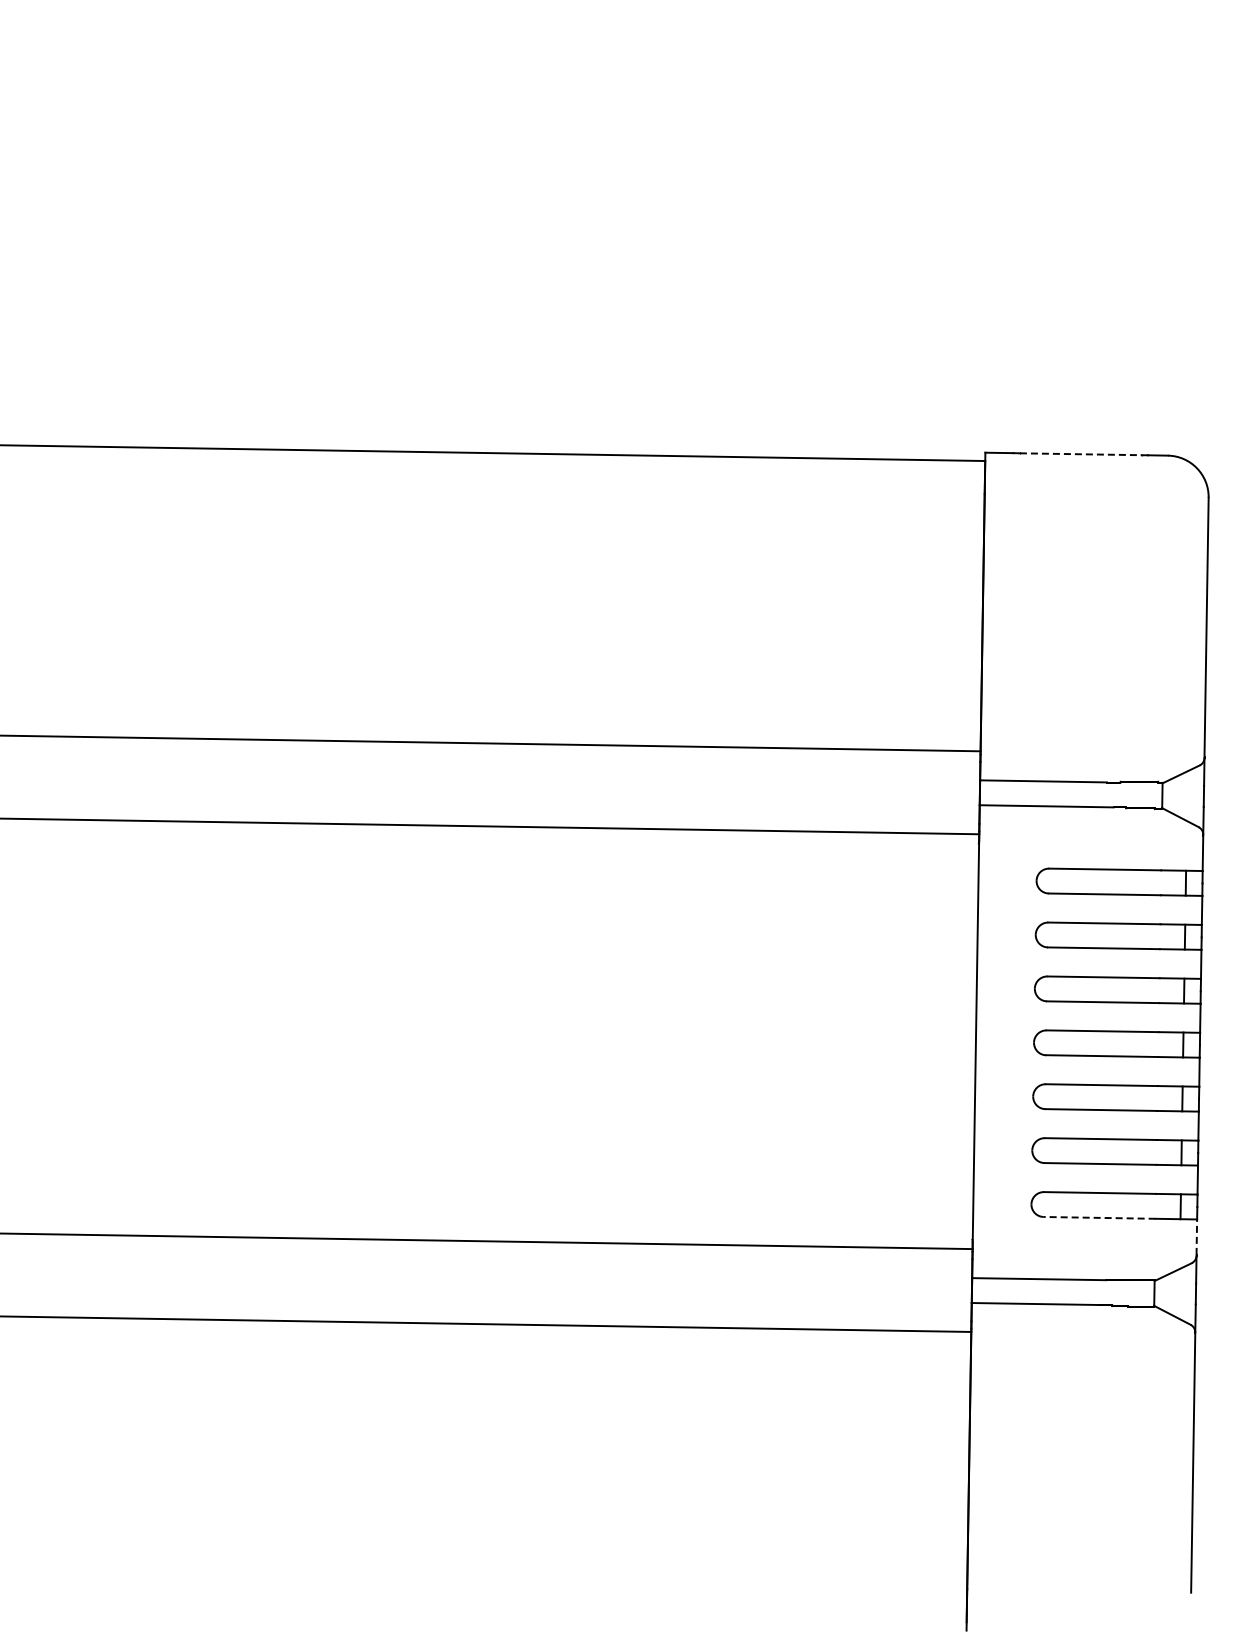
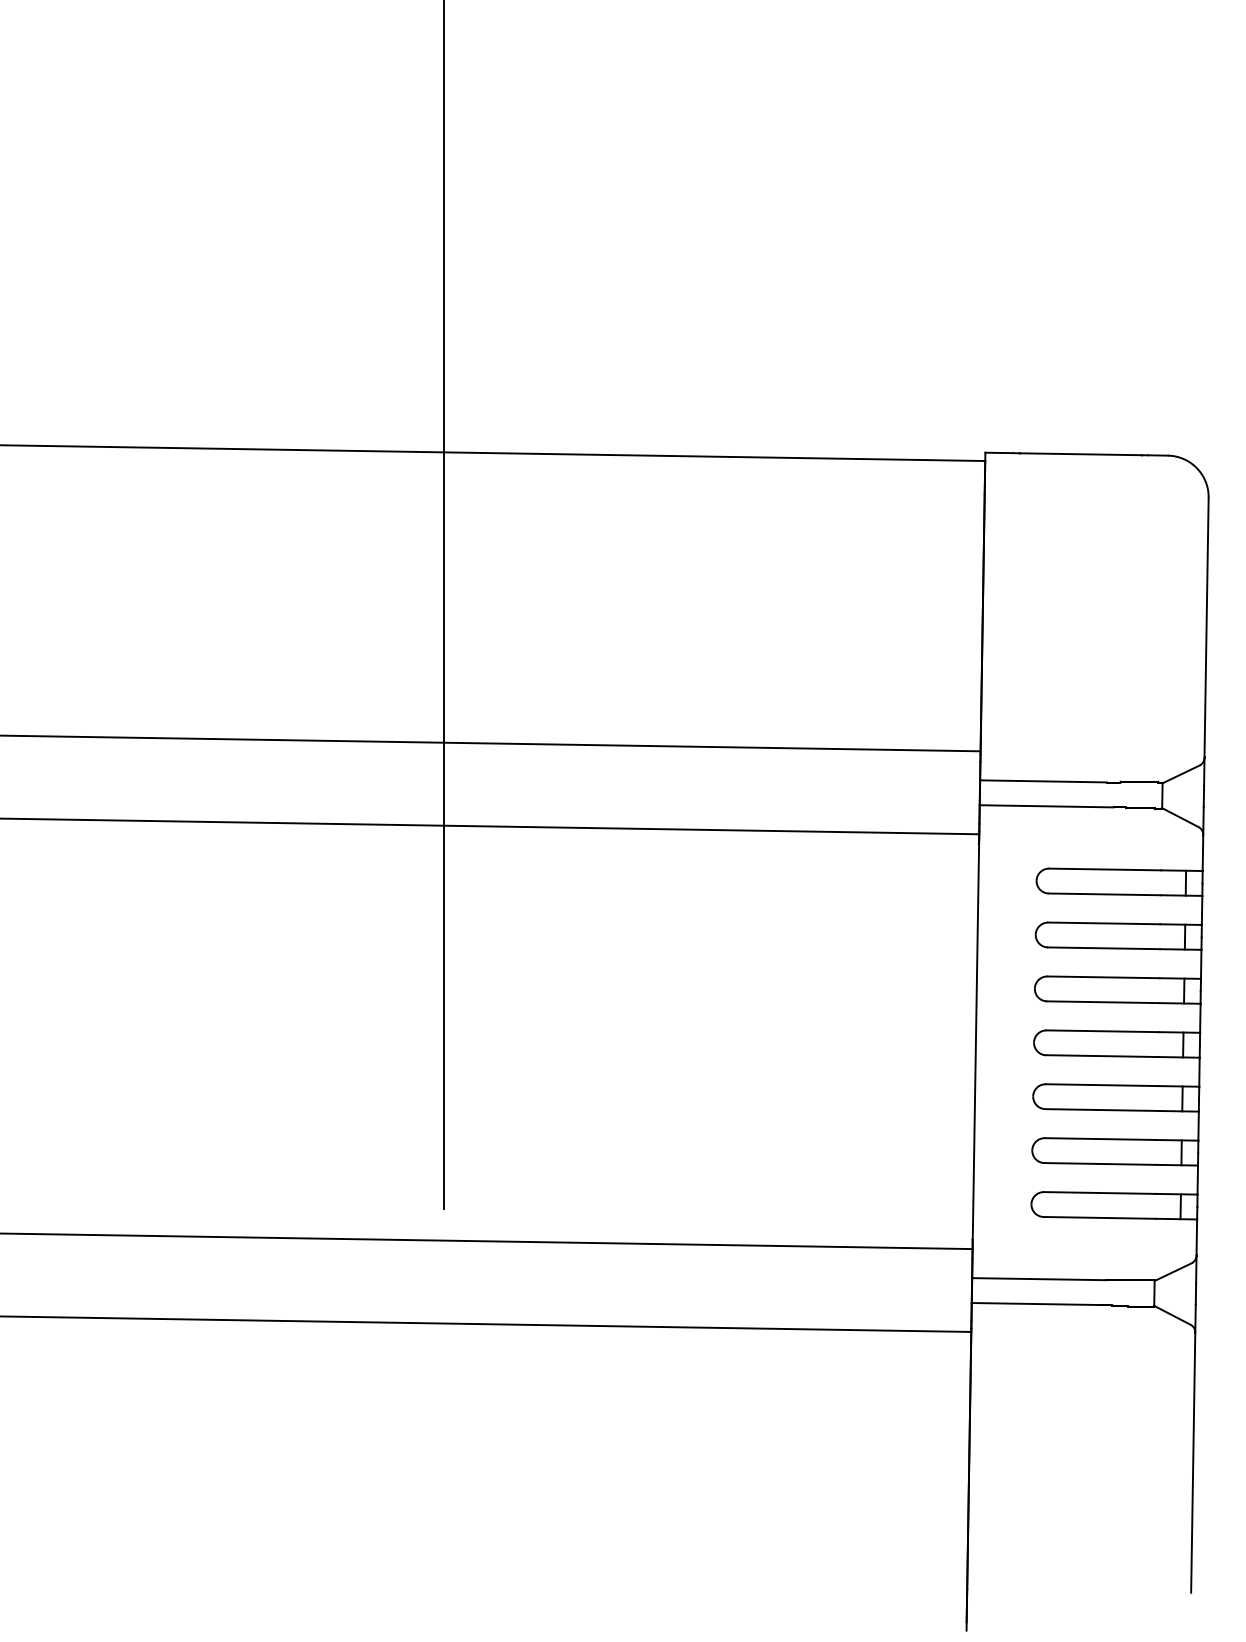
line: dashed -> solid (1080, 454)
line: none -> present (444, 605)
line: dashed -> solid (1099, 1217)
line: dashed -> solid (1196, 1237)
